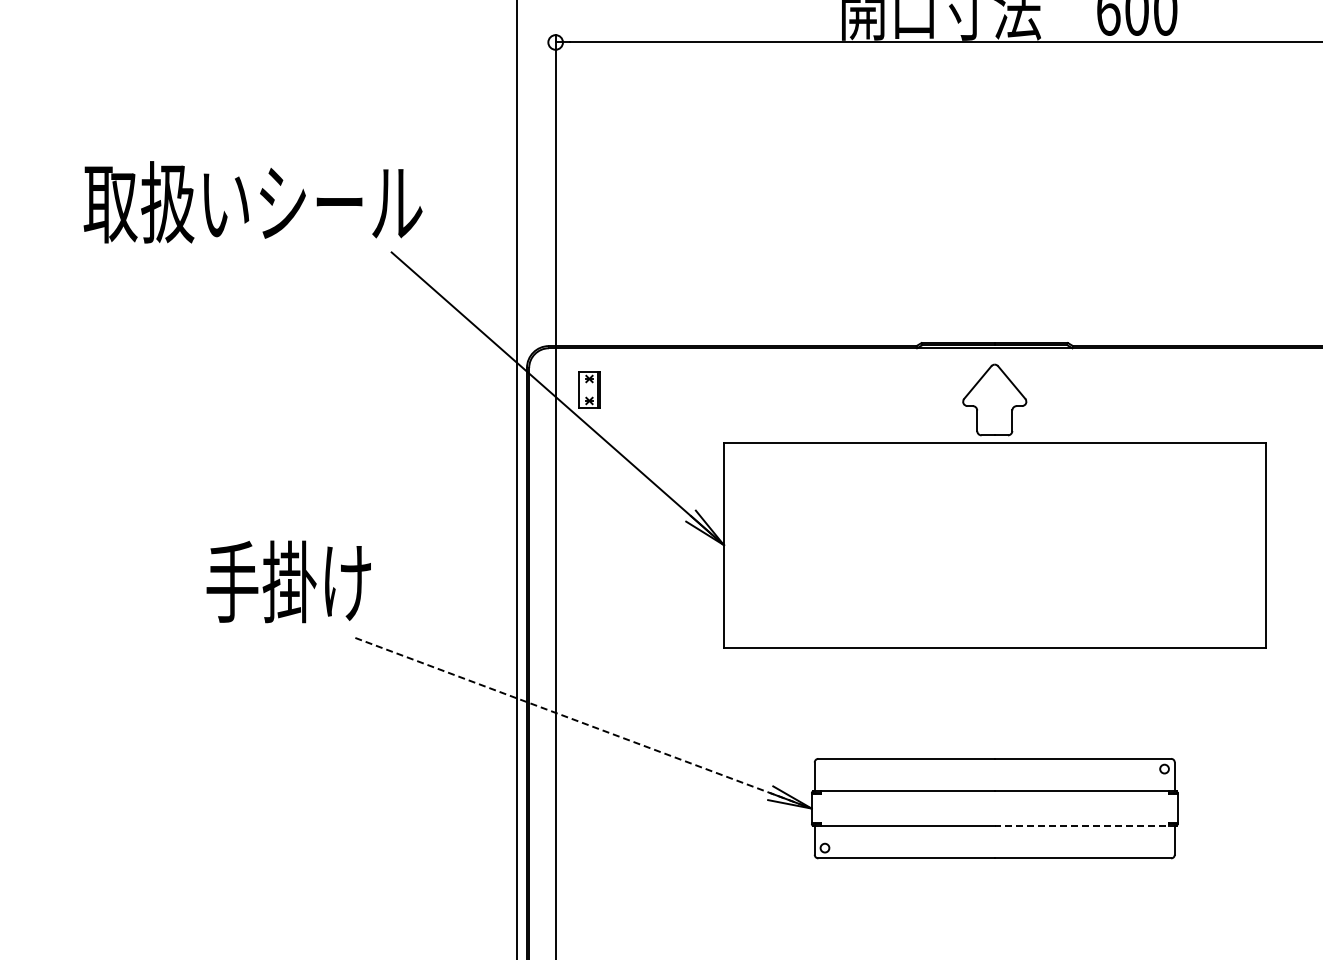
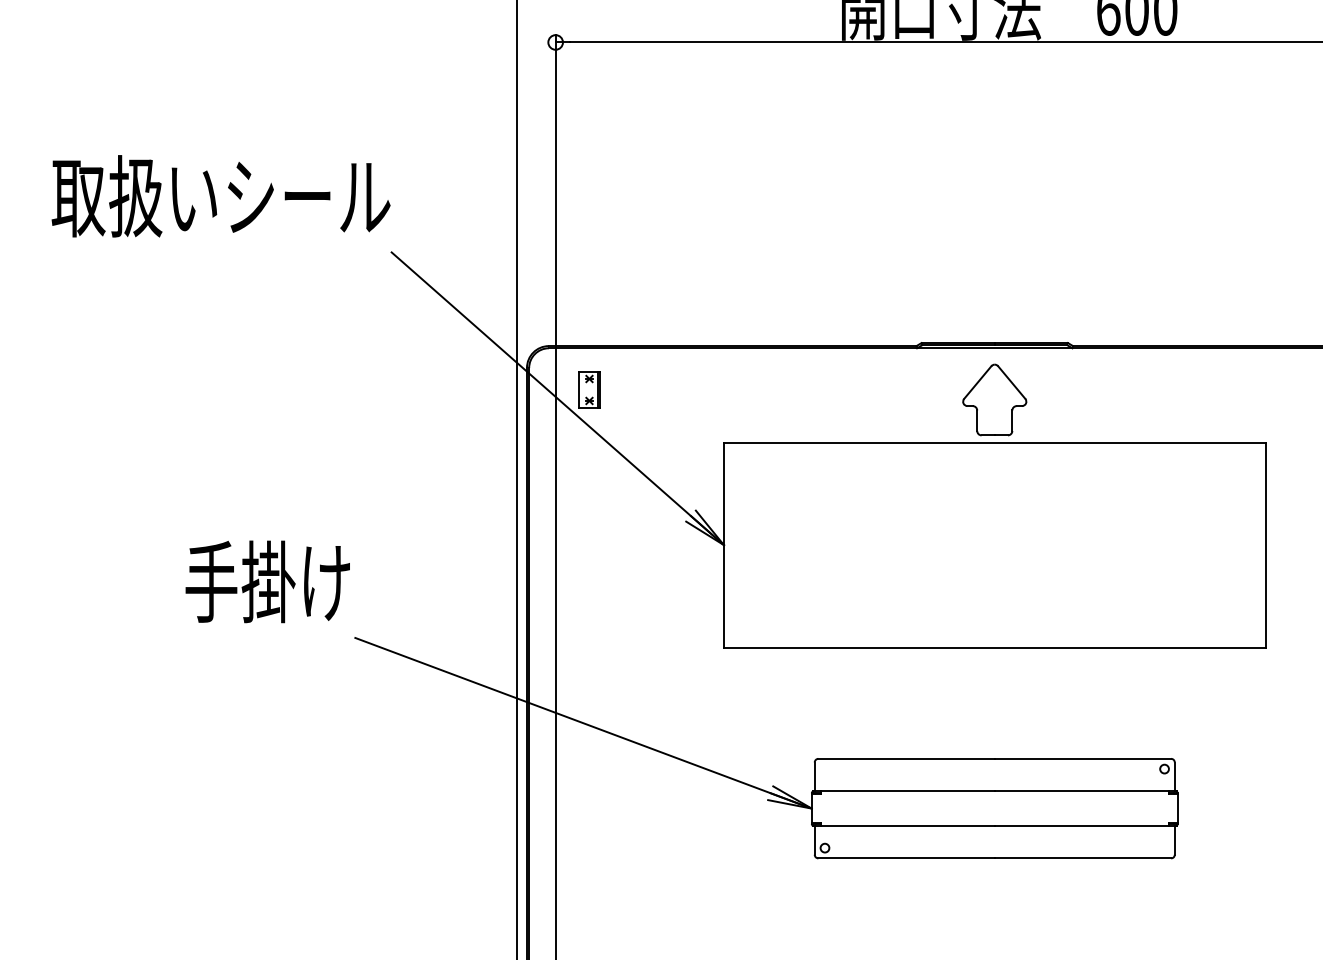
text position: (252, 202) -> (220, 196) (220, 196)
text position: (288, 581) -> (267, 581) (267, 581)
line: dashed -> solid (582, 722)
line: dashed -> solid (1085, 826)
